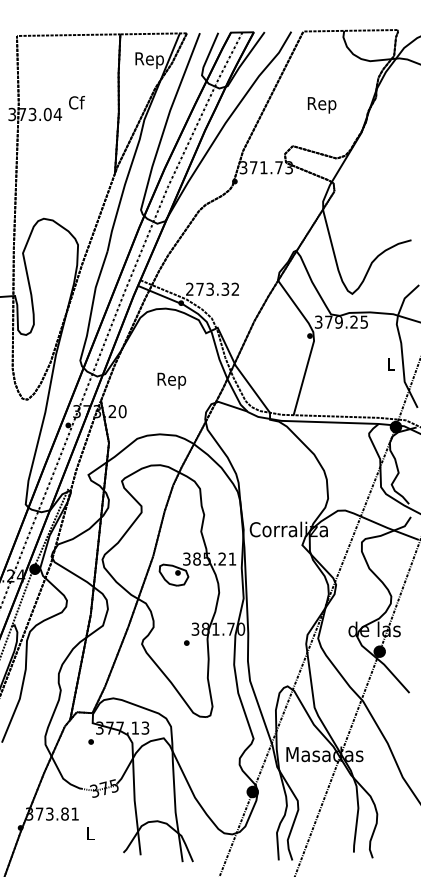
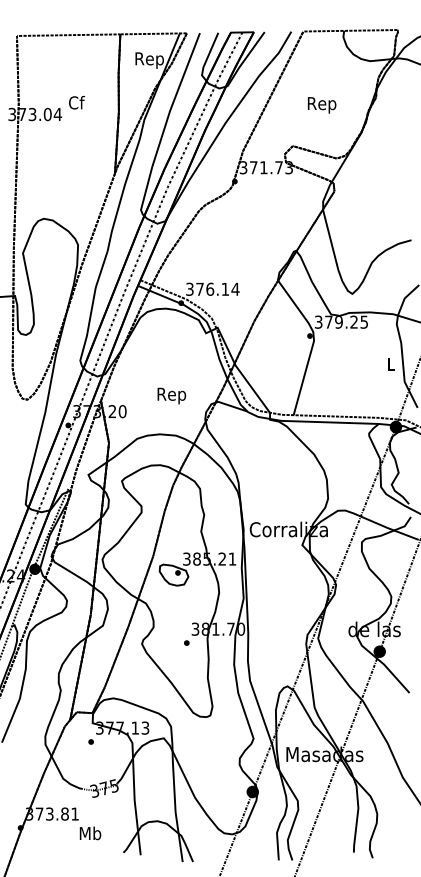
text: 273.32 -> 376.14 (212, 288)
text position: (171, 380) -> (171, 395) (171, 395)
text: L -> Mb (90, 833)
